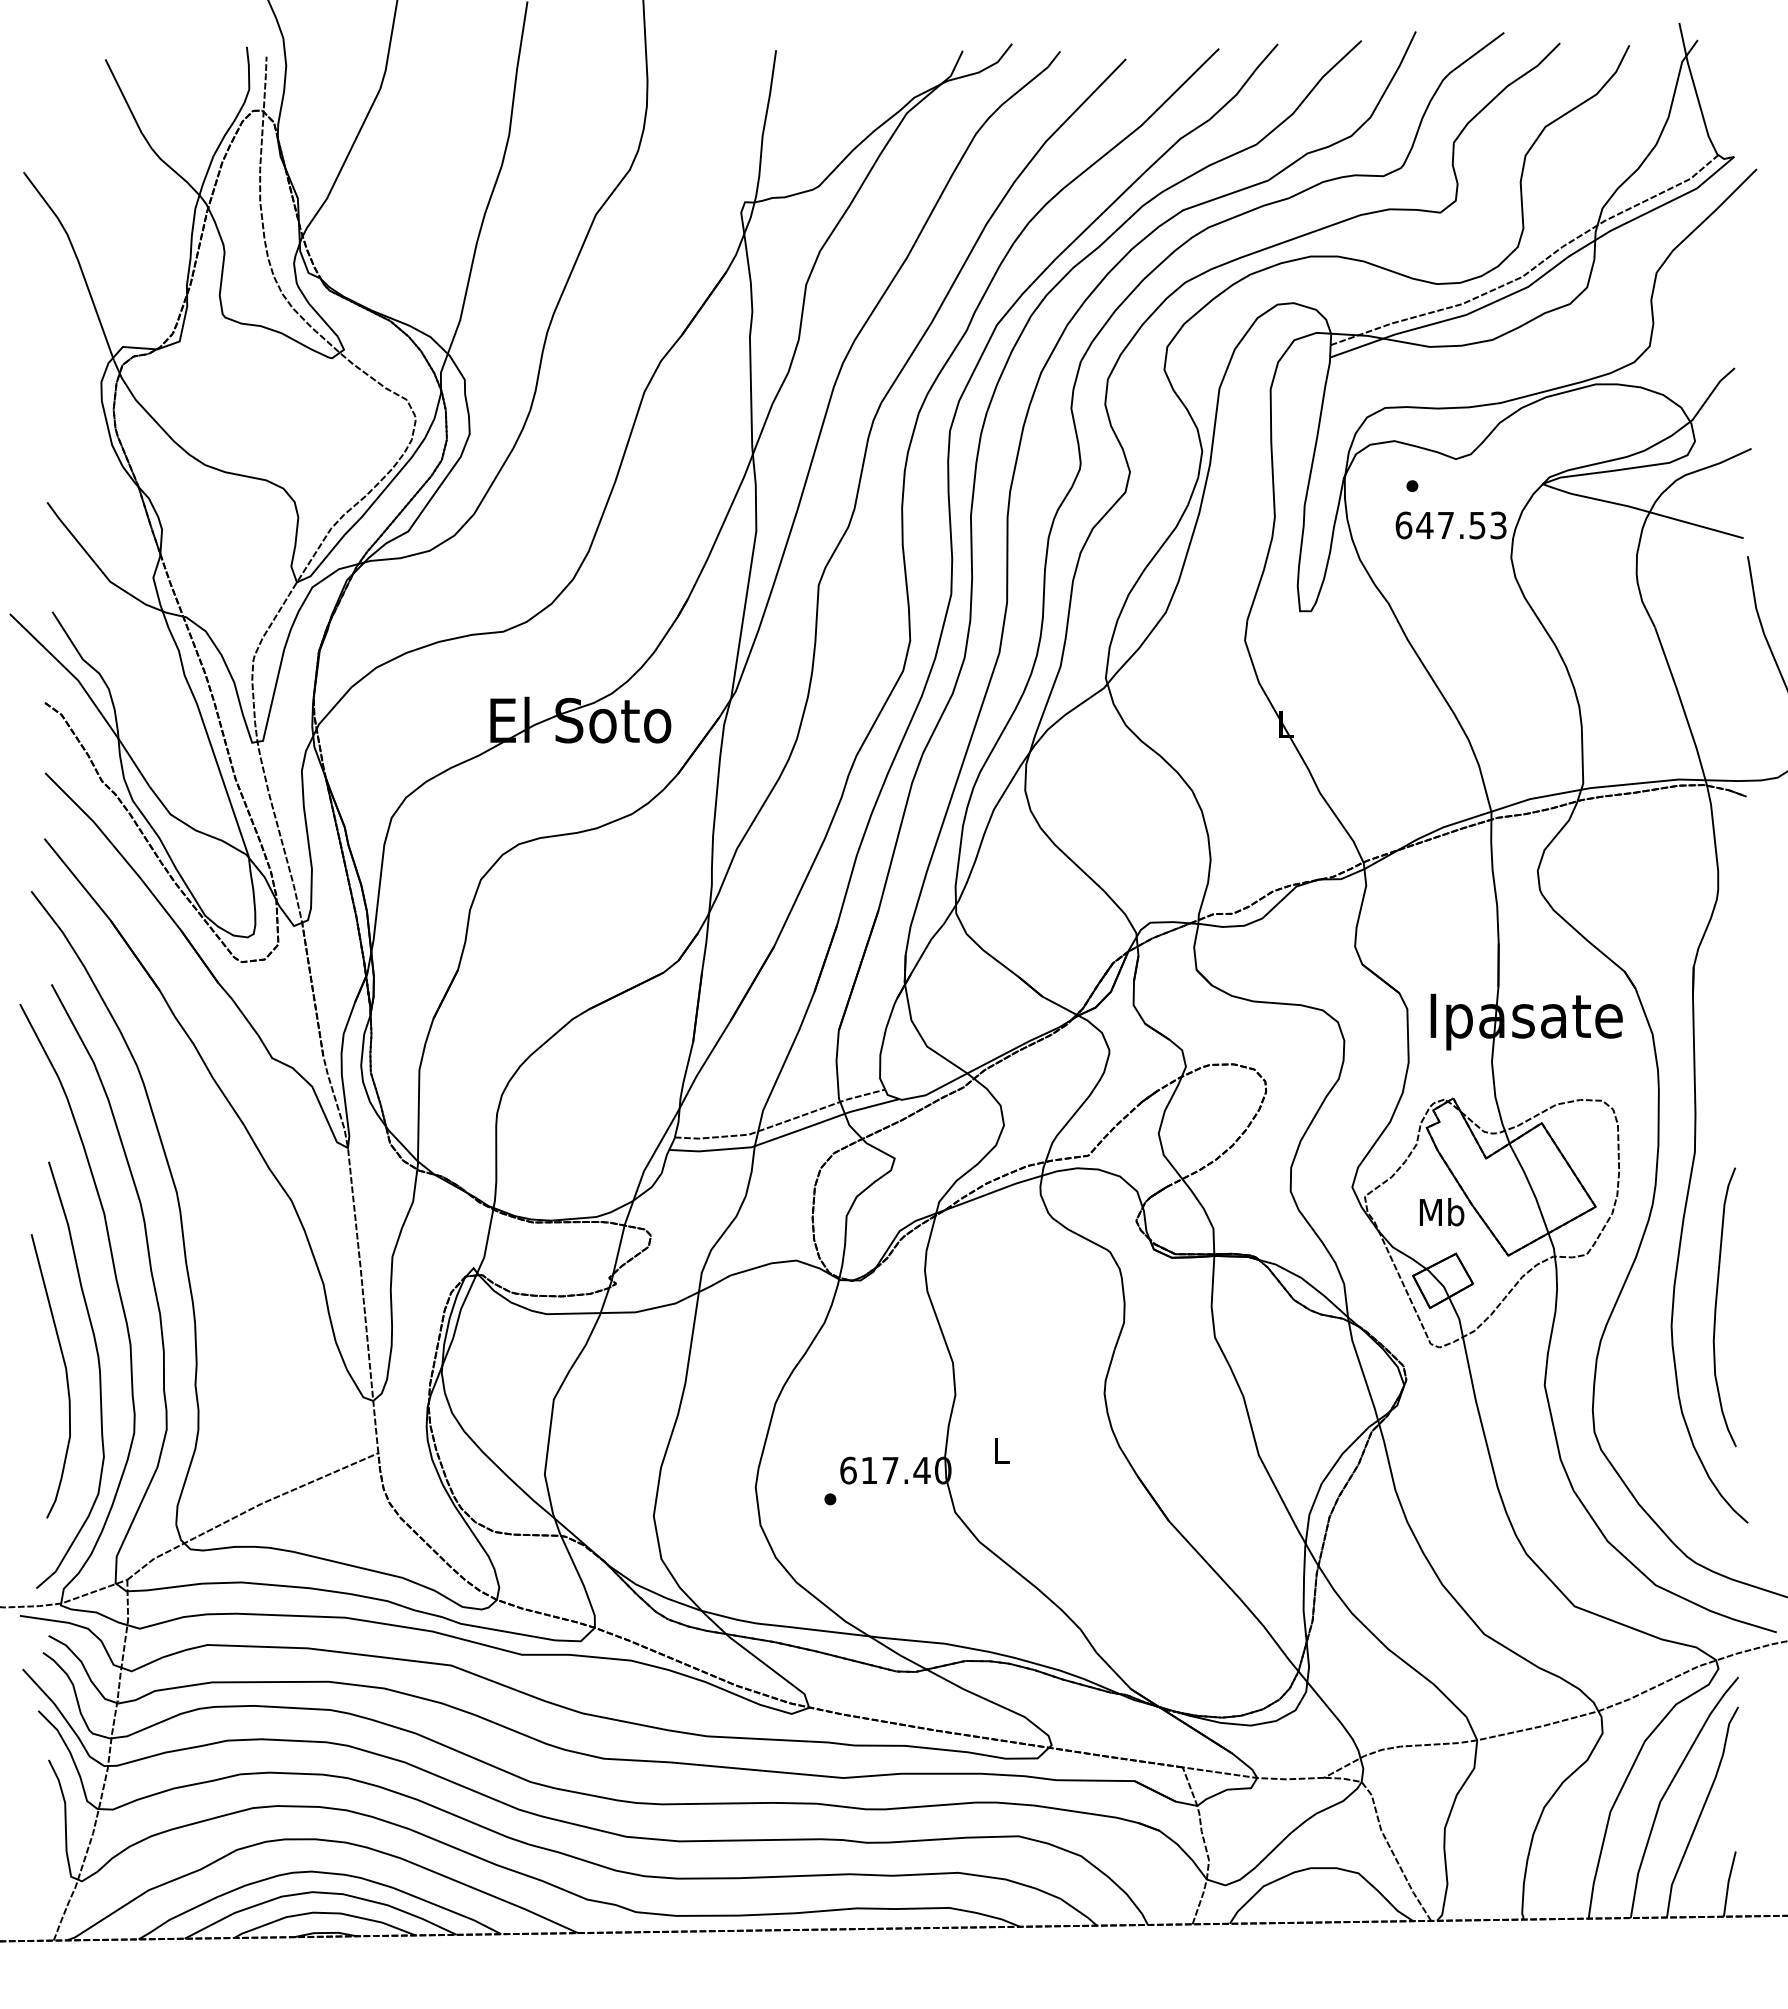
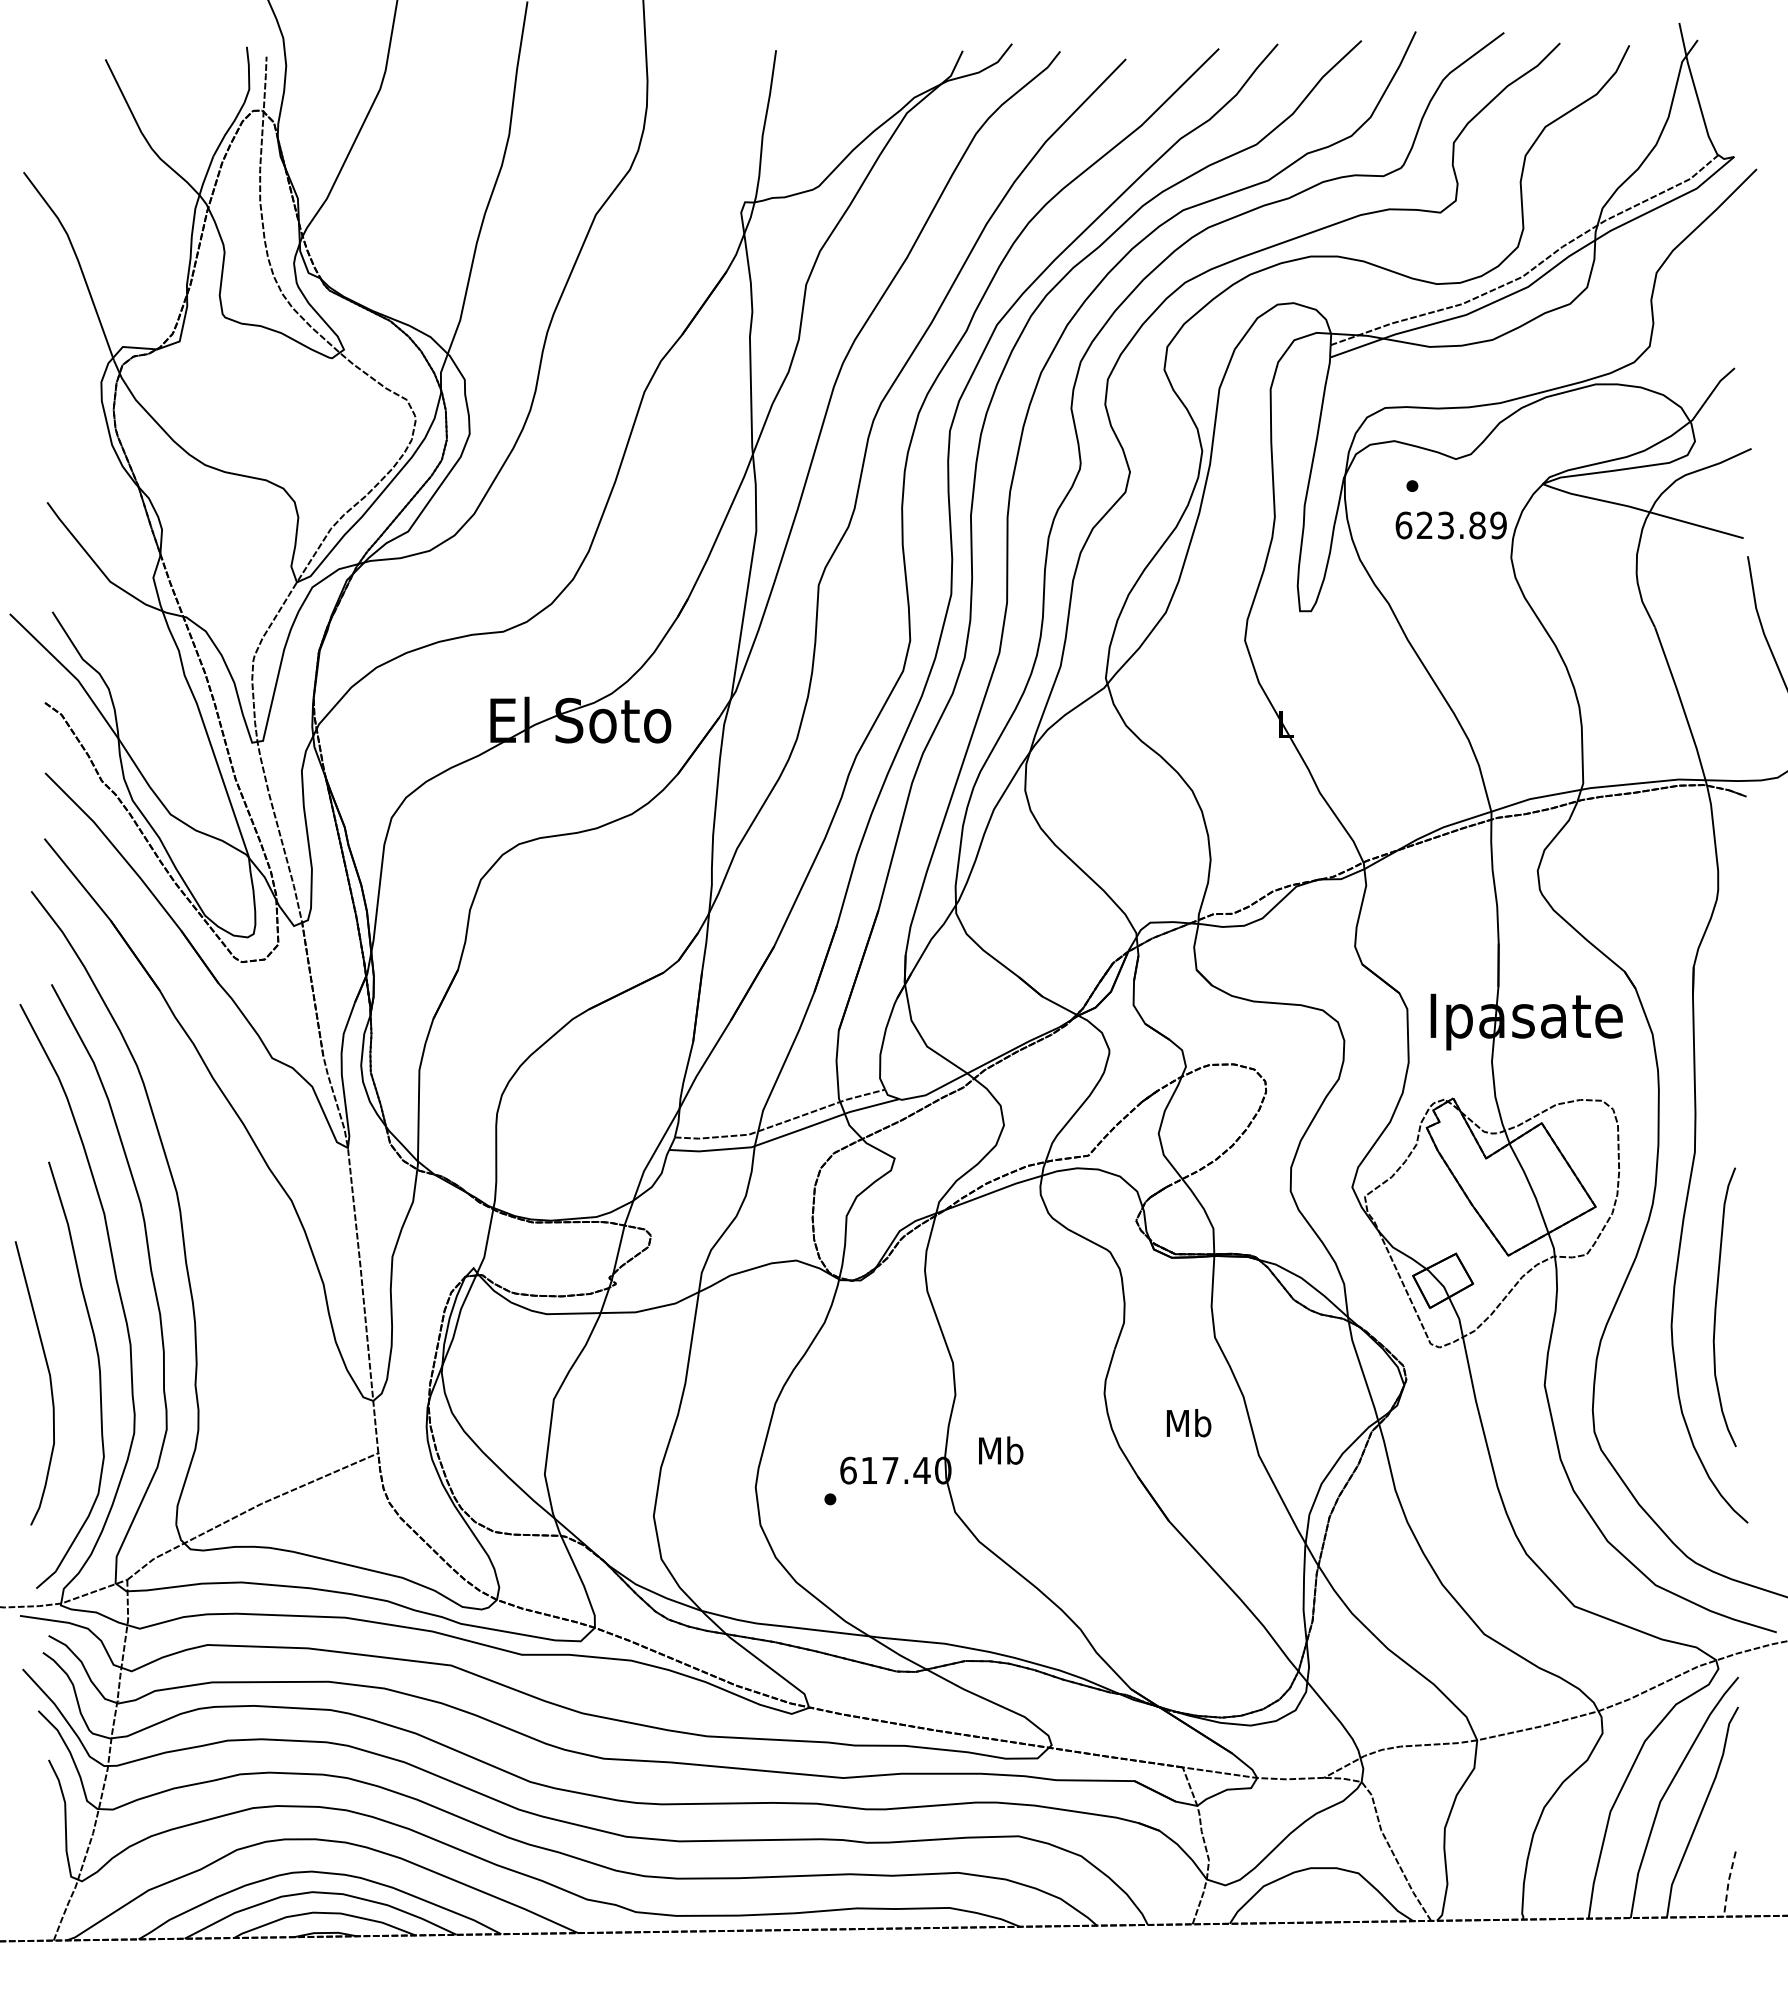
text: 647.53 -> 623.89 (1461, 525)
text position: (1442, 1212) -> (1189, 1423) (1189, 1423)
curve position: (65, 1374) -> (49, 1381) (49, 1381)
text: L -> Mb (1001, 1450)
line: solid -> dashed (1728, 1884)
